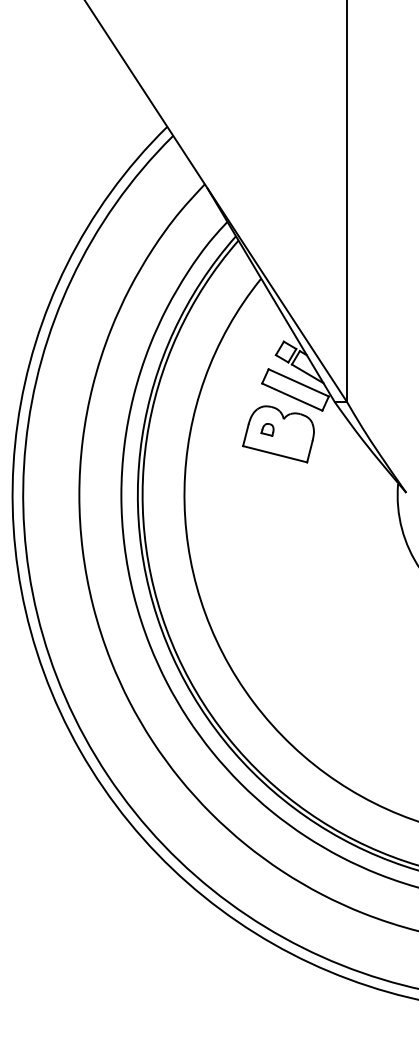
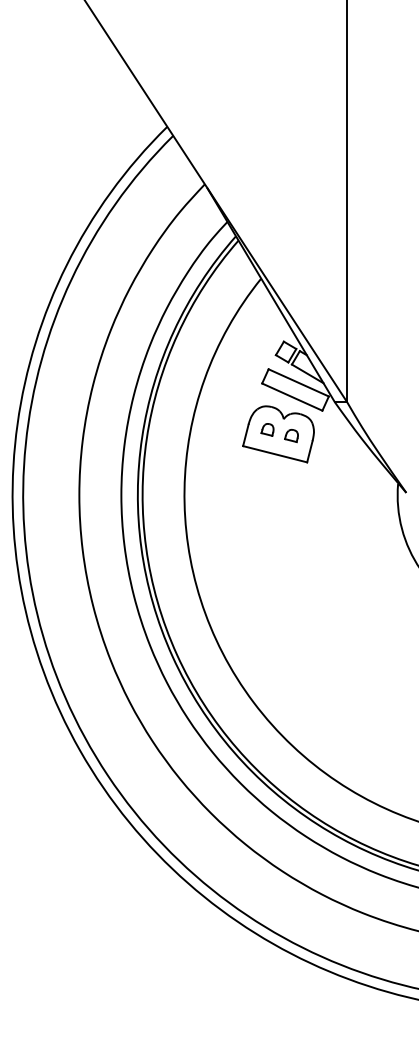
part: none -> present (291, 436)
